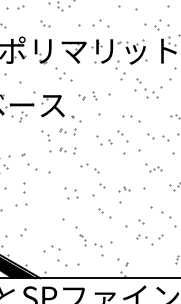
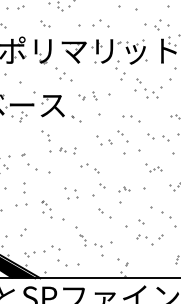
part: present -> none (67, 131)
part: none -> present (46, 209)
part: none -> present (29, 254)
